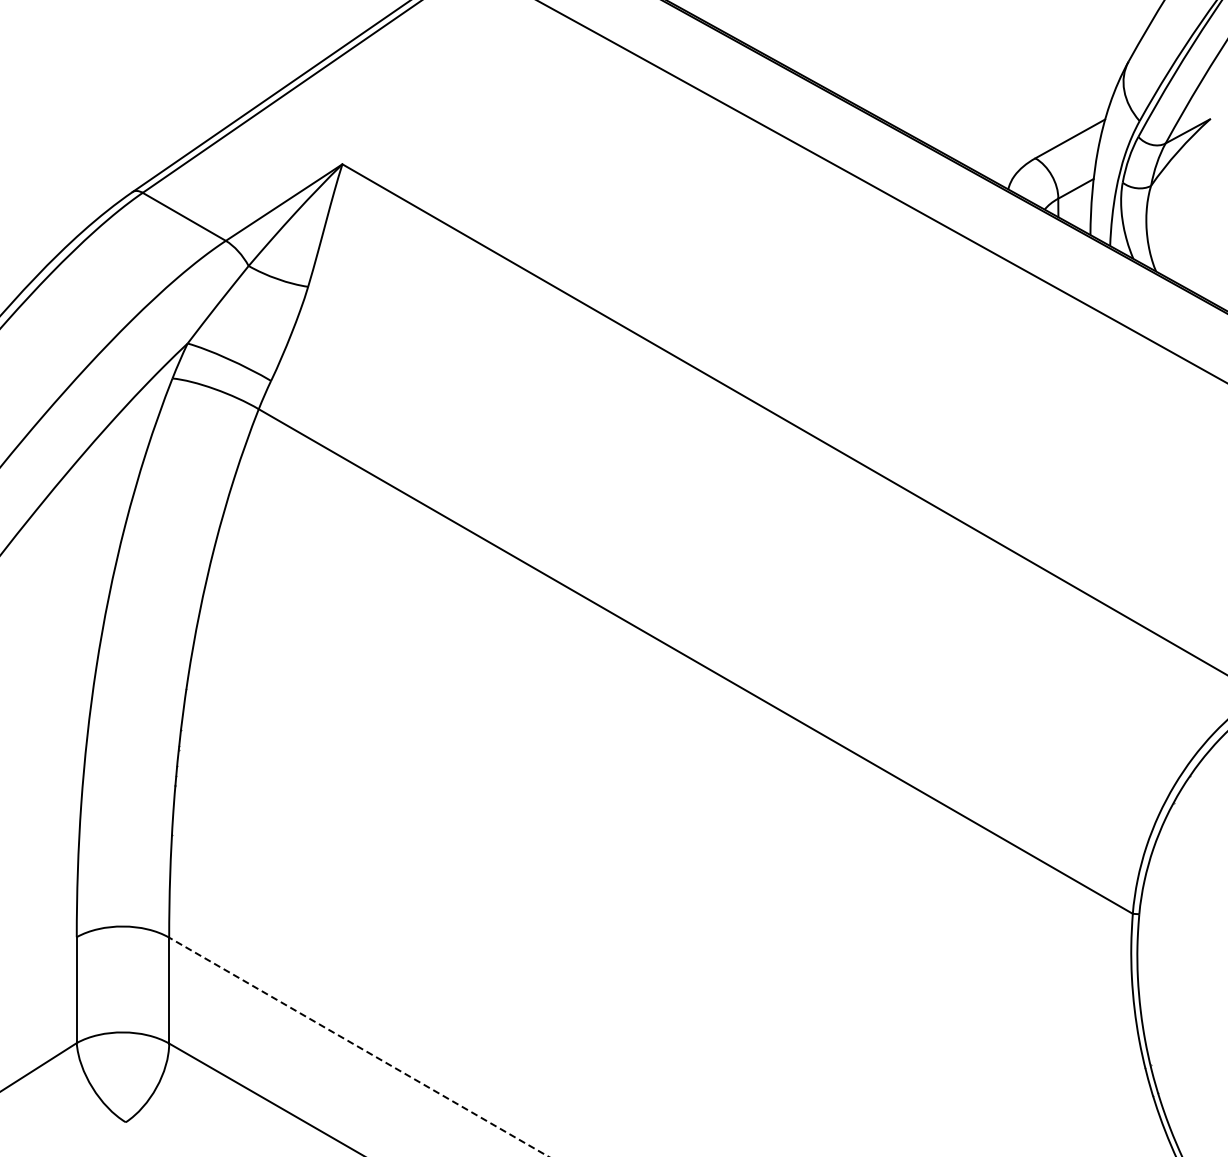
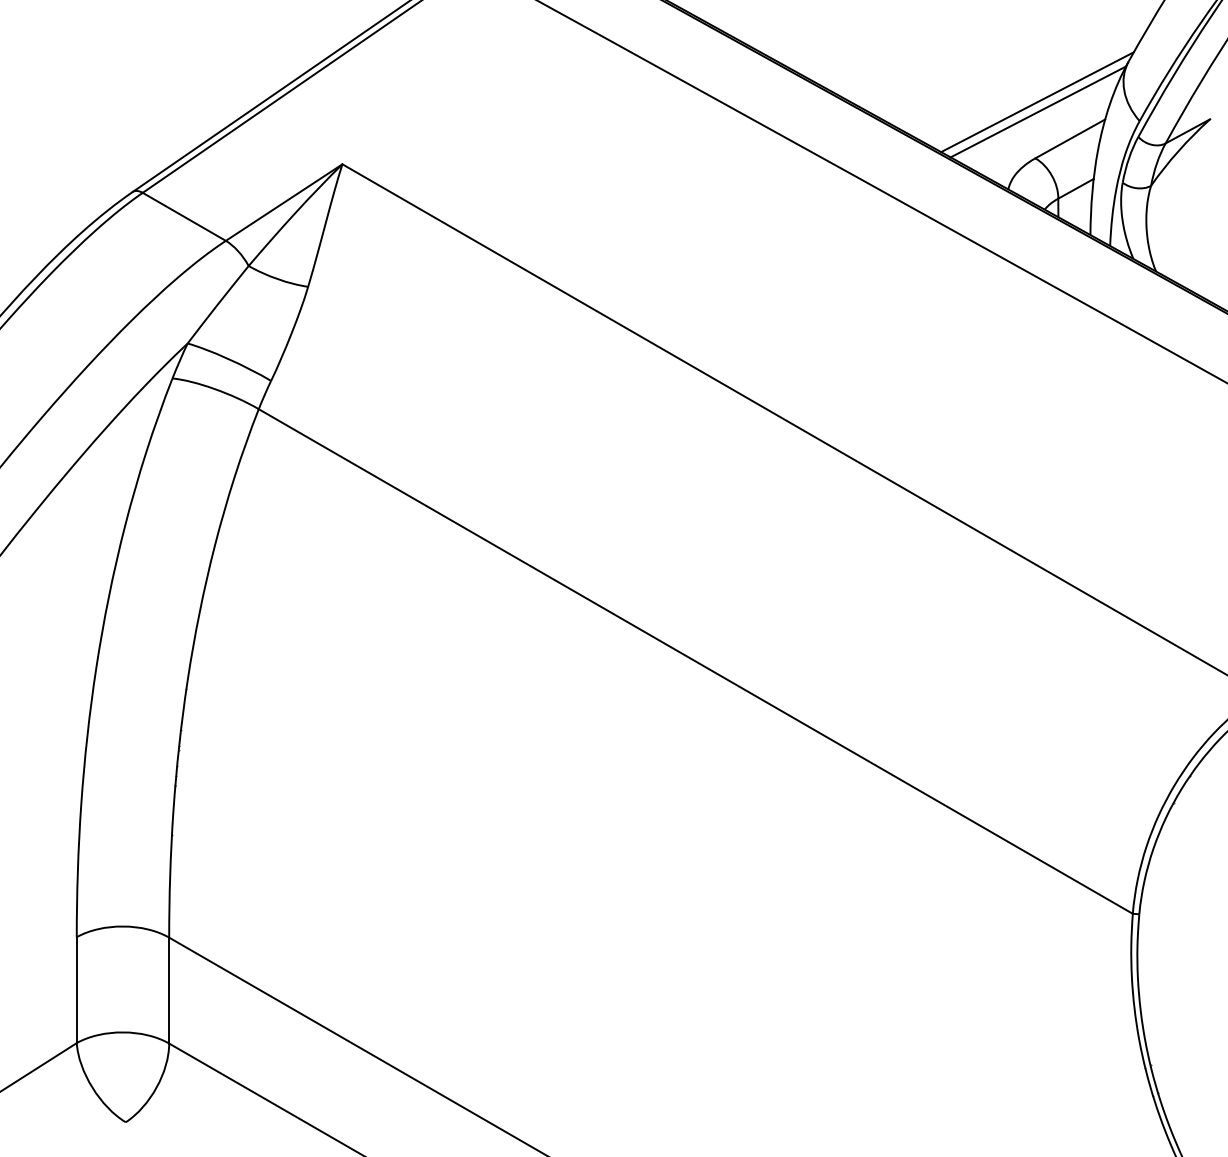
line: none -> present (1037, 102)
line: none -> present (1037, 111)
line: dashed -> solid (358, 1047)
